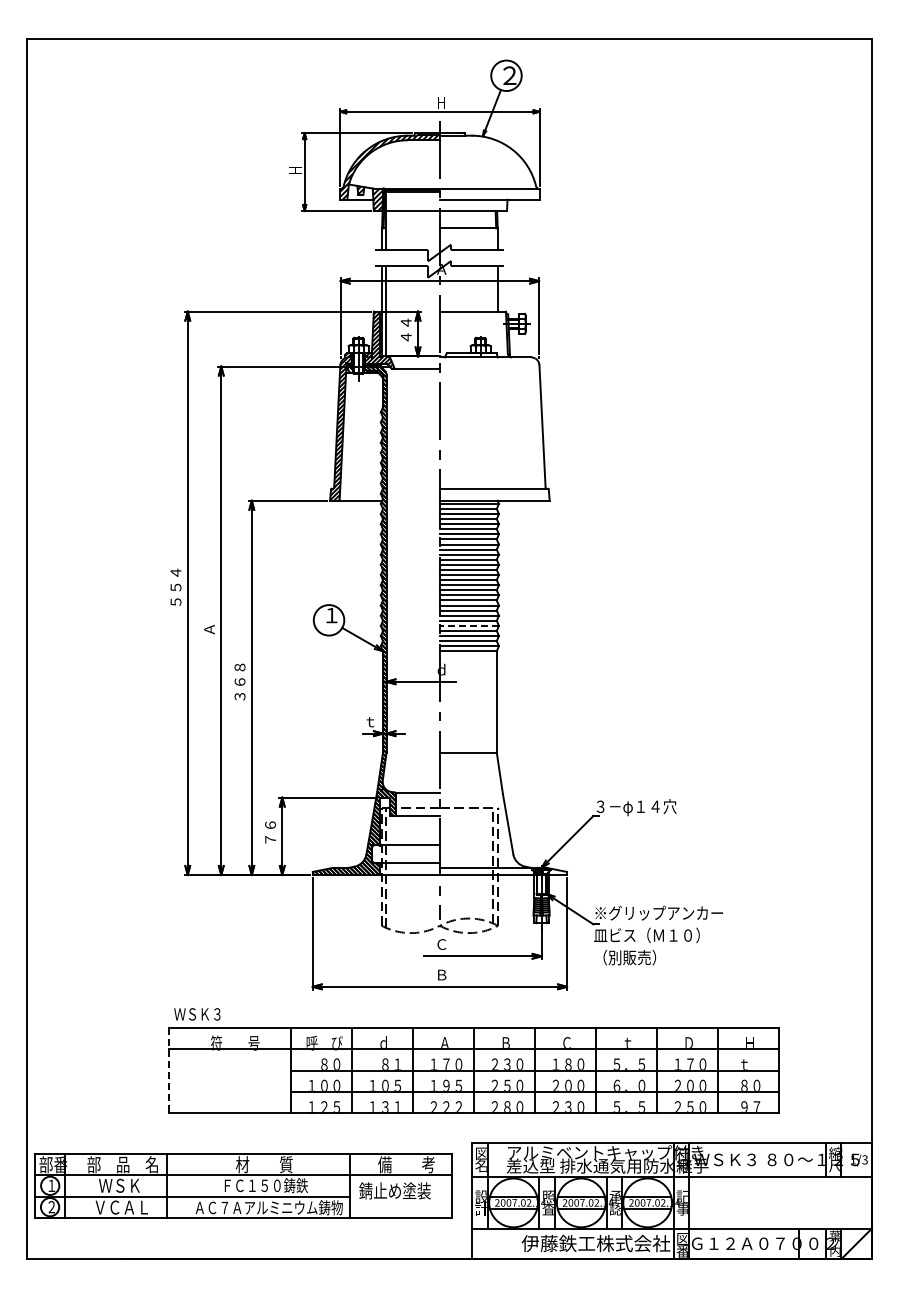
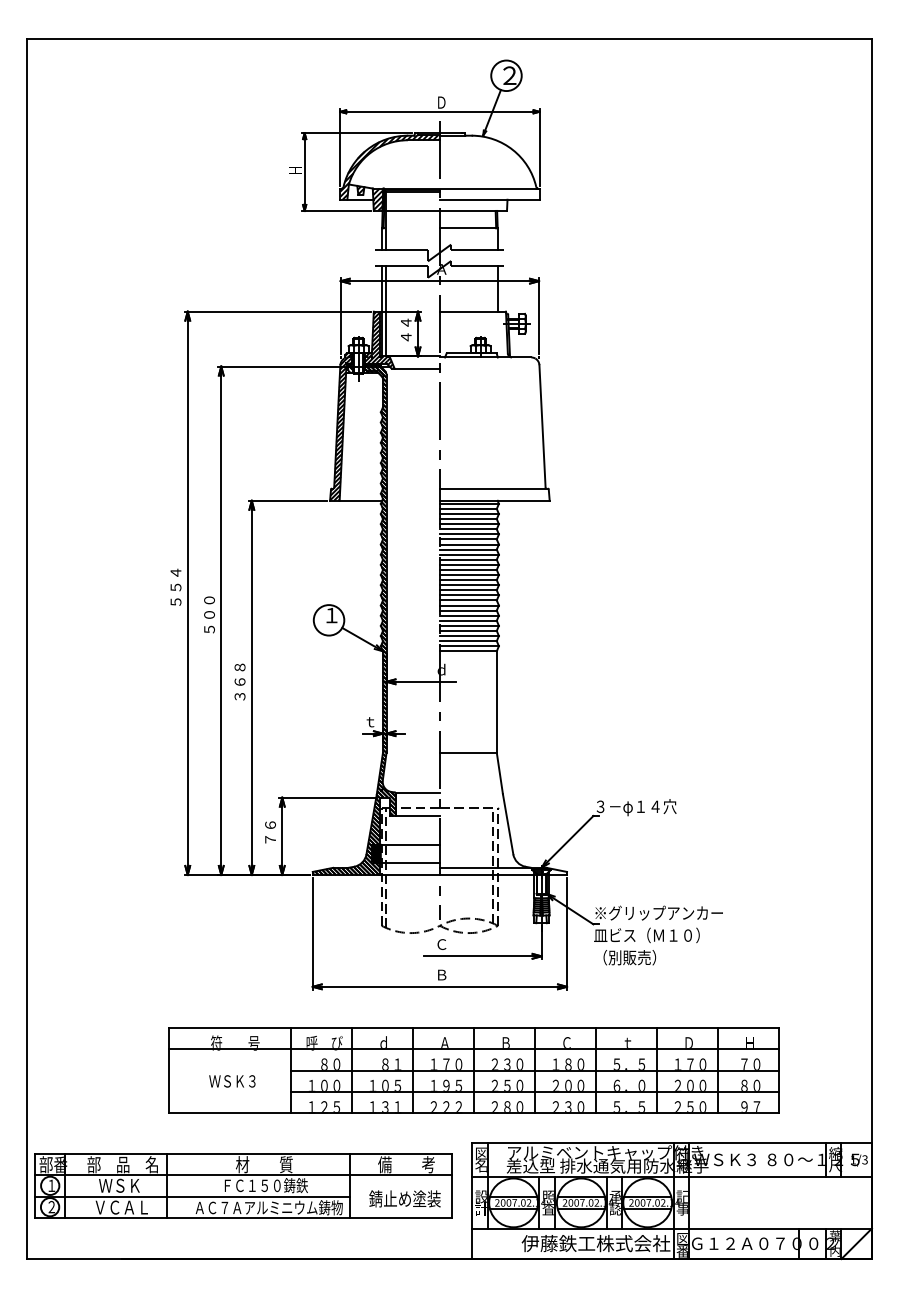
text: Ｈ -> Ｄ (441, 102)
text: Ａ -> ５００ (209, 615)
line: dashed -> solid (468, 625)
fill: none -> present (376, 853)
text position: (197, 1014) -> (232, 1081) (232, 1081)
text: ｔ -> ７０ (750, 1063)
line: dashed -> solid (168, 1070)
text position: (394, 1190) -> (404, 1198) (404, 1198)
